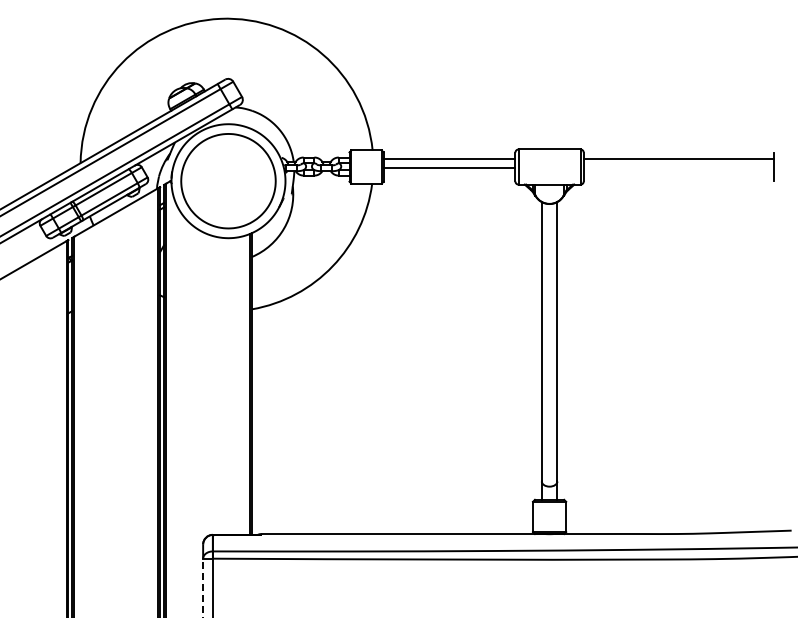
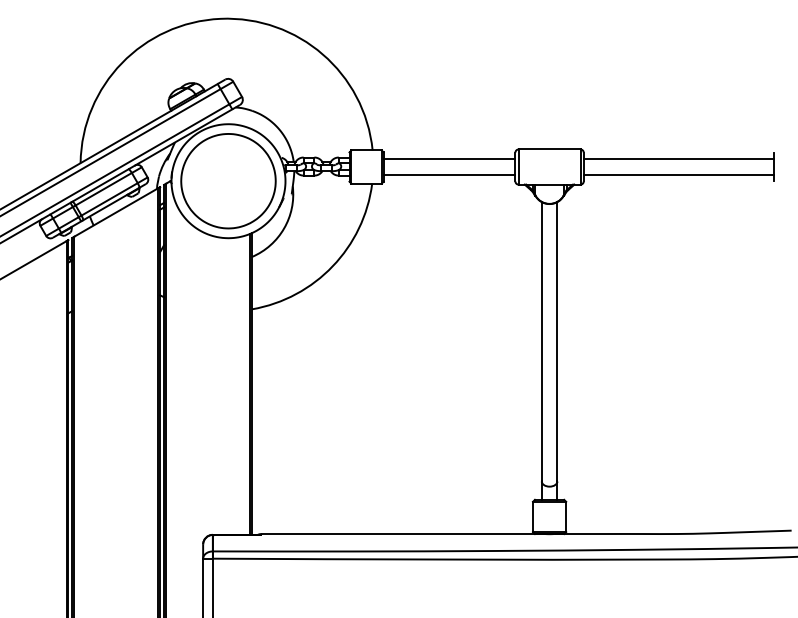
line position: (449, 167) -> (449, 174) (449, 174)
line: none -> present (678, 174)
line: dashed -> solid (203, 587)
